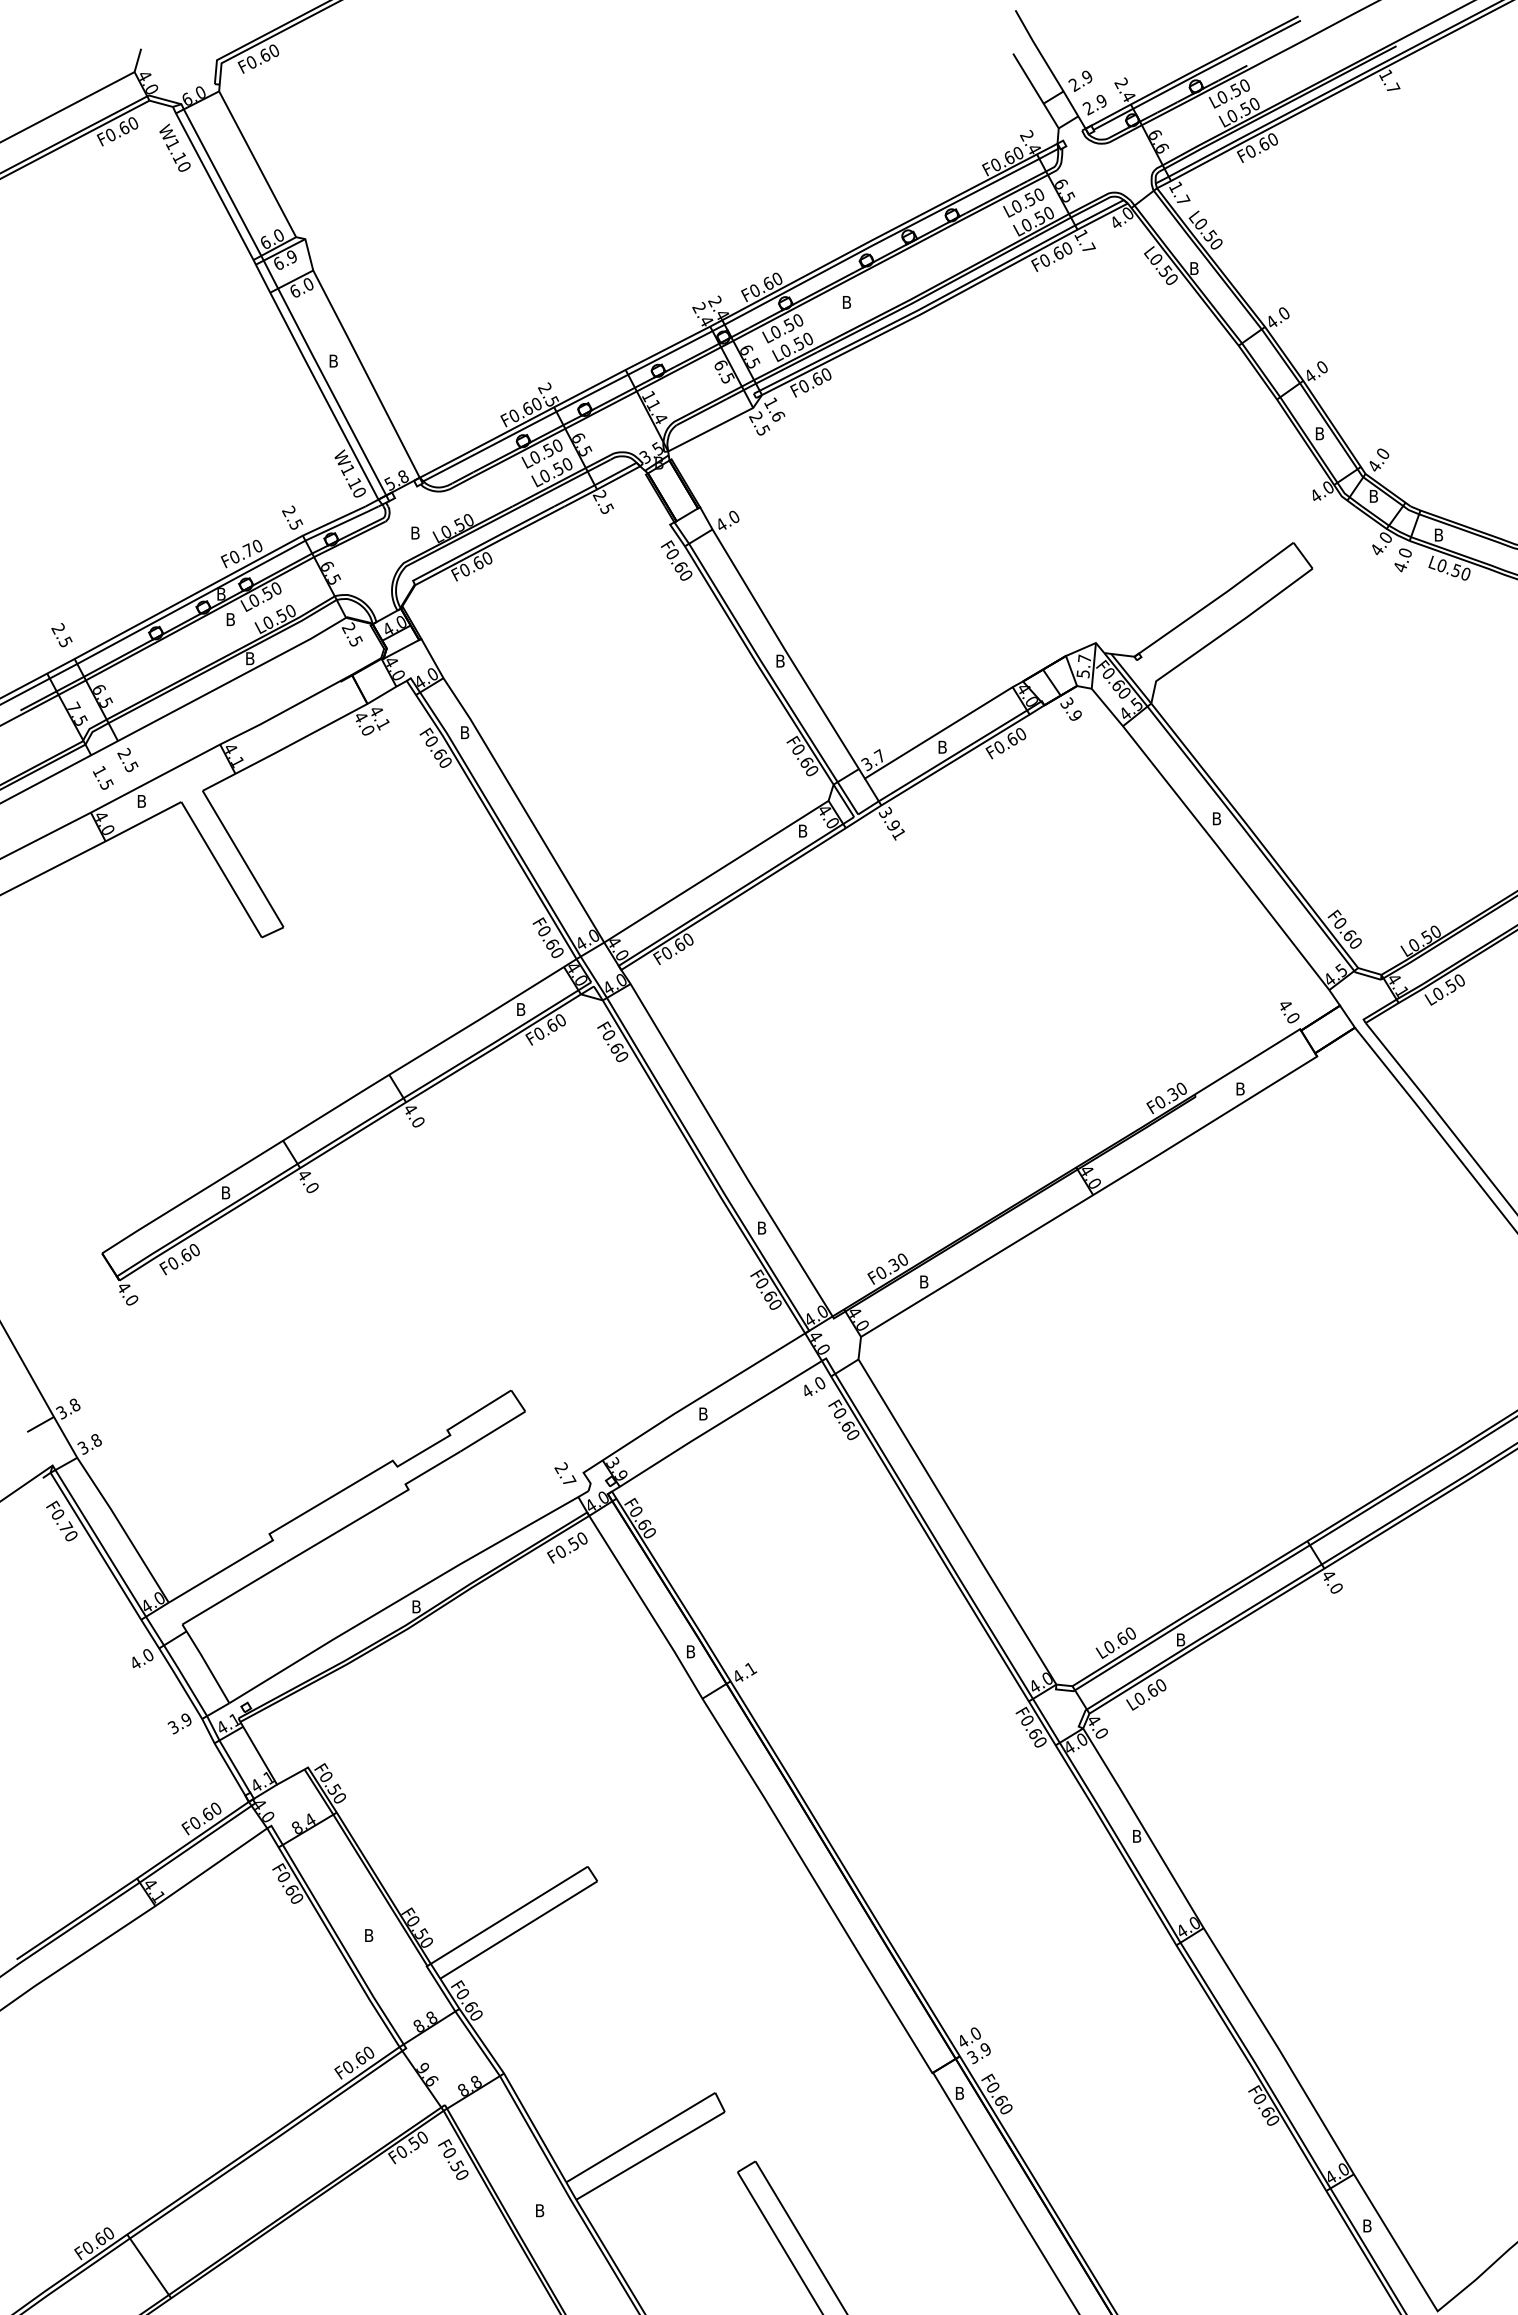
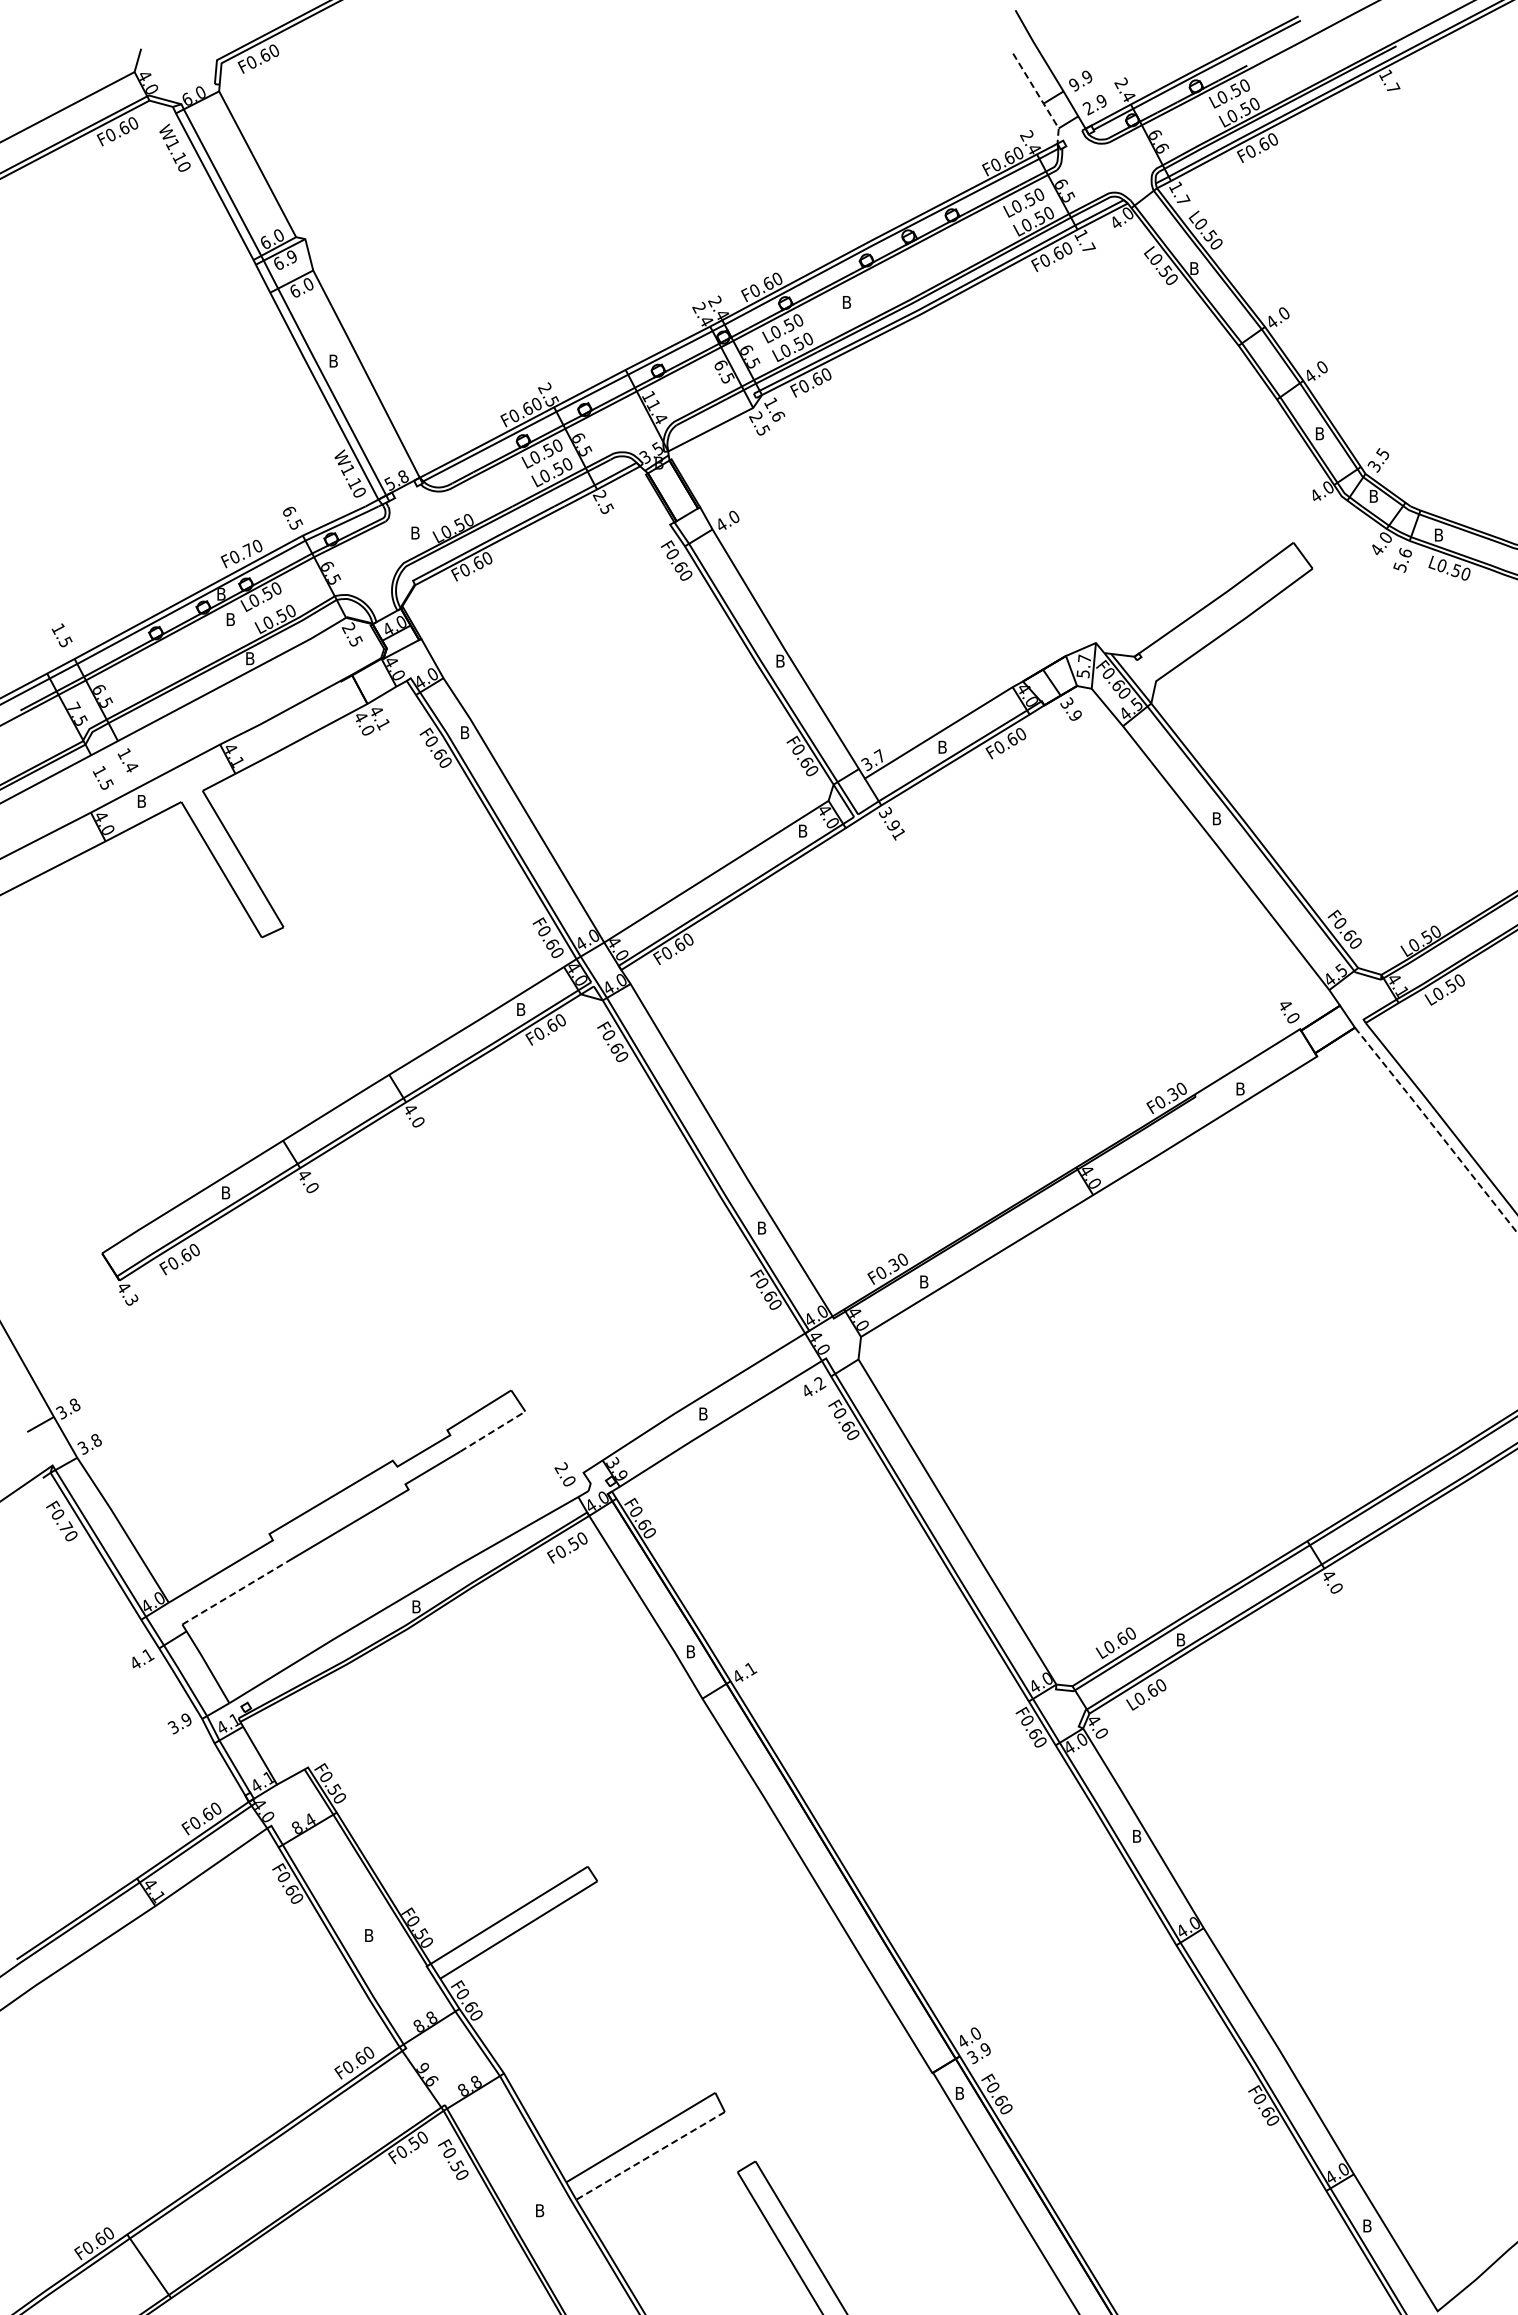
text: 2.9 -> 9.9 (1074, 86)
line: solid -> dashed (1041, 99)
text: 4.0 -> 3.5 (1377, 460)
text: 2.5 -> 6.5 (289, 511)
text: 4.0 -> 5.6 (1402, 560)
text: 2.5 -> 1.5 (57, 628)
text: 2.5 -> 1.4 (127, 760)
line: solid -> dashed (1436, 1130)
text: 4.0 -> 4.3 (131, 1299)
text: 4.0 -> 4.2 (820, 1383)
line: solid -> dashed (493, 1431)
text: 2.7 -> 2.0 (569, 1480)
line: solid -> dashed (234, 1593)
text: 4.0 -> 4.1 (148, 1655)
line: solid -> dashed (650, 2156)
